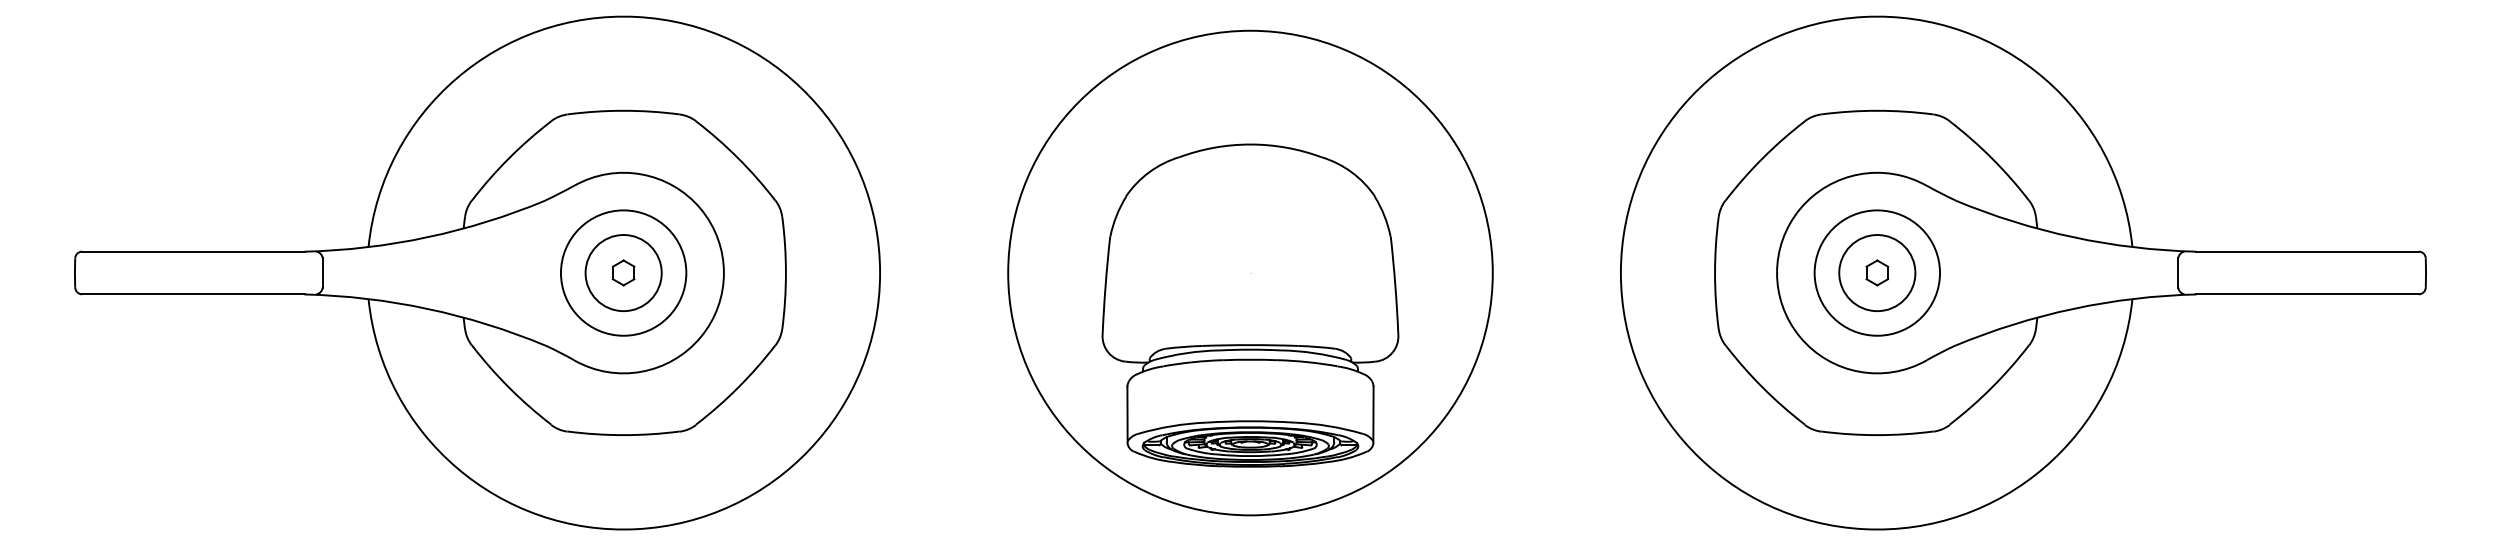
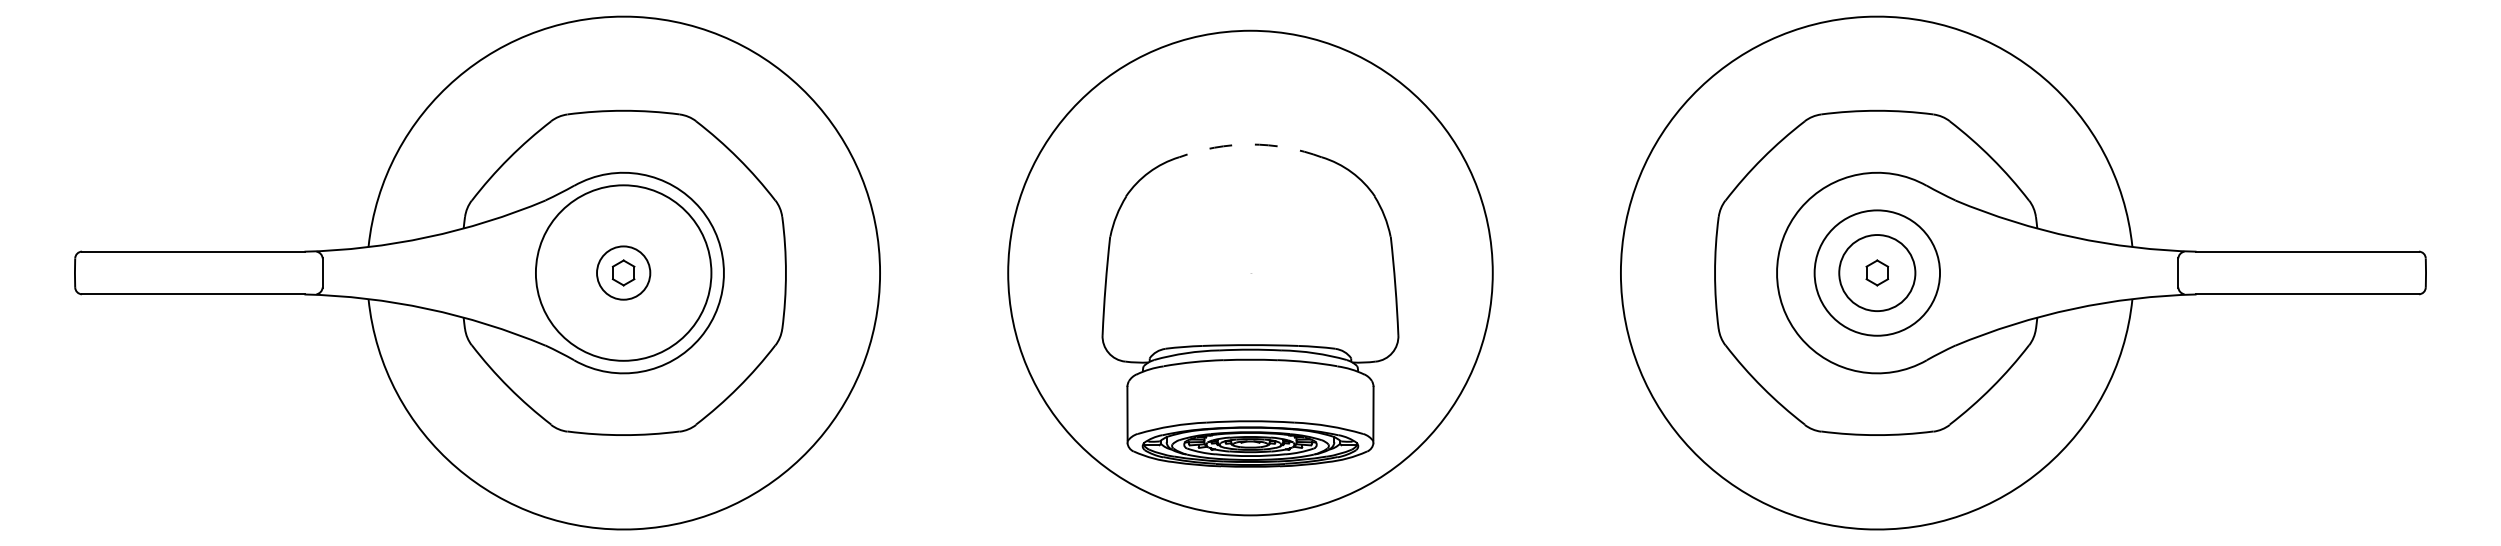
arc: solid -> dashed (1250, 144)
circle diameter: 125 px -> 176 px (623, 272)
circle diameter: 76 px -> 53 px (623, 272)
